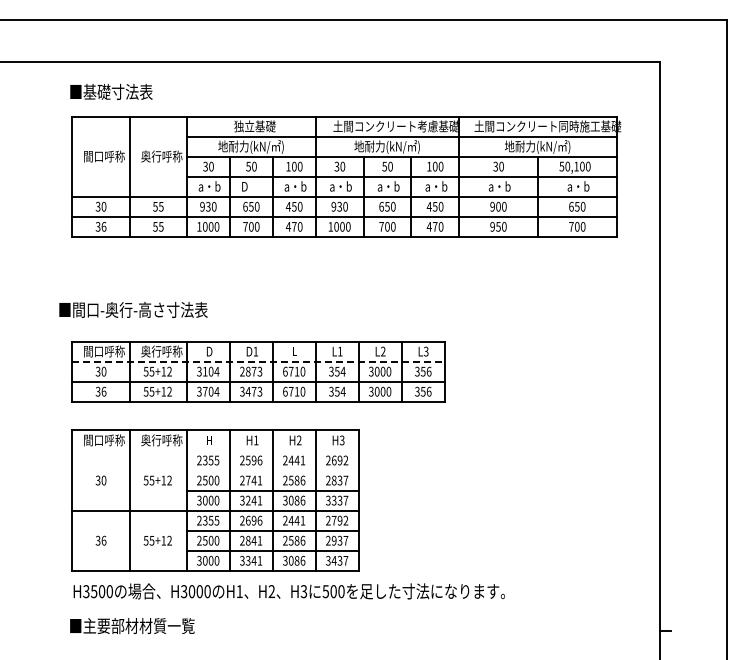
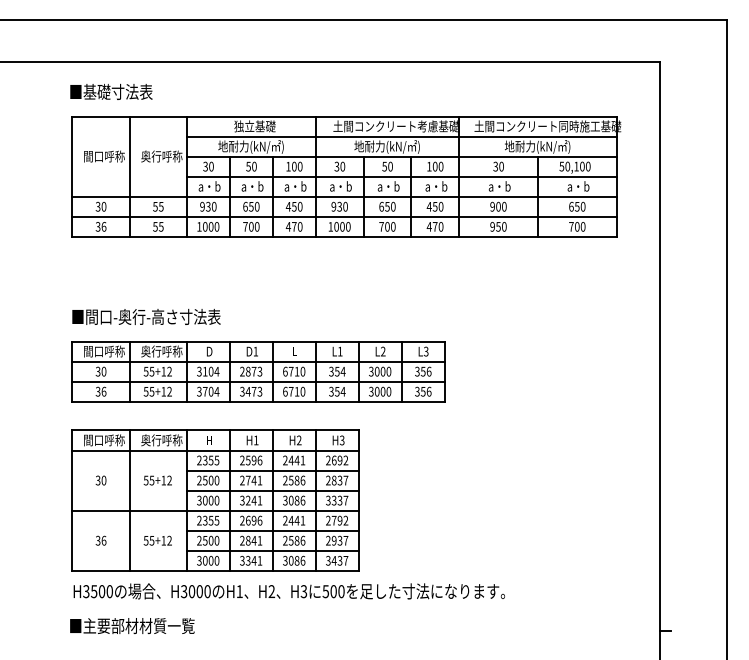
text: D -> a・b (252, 186)
text position: (133, 309) -> (146, 316) (146, 316)
line: dashed -> solid (259, 361)
line: none -> present (215, 450)
line: none -> present (272, 470)
